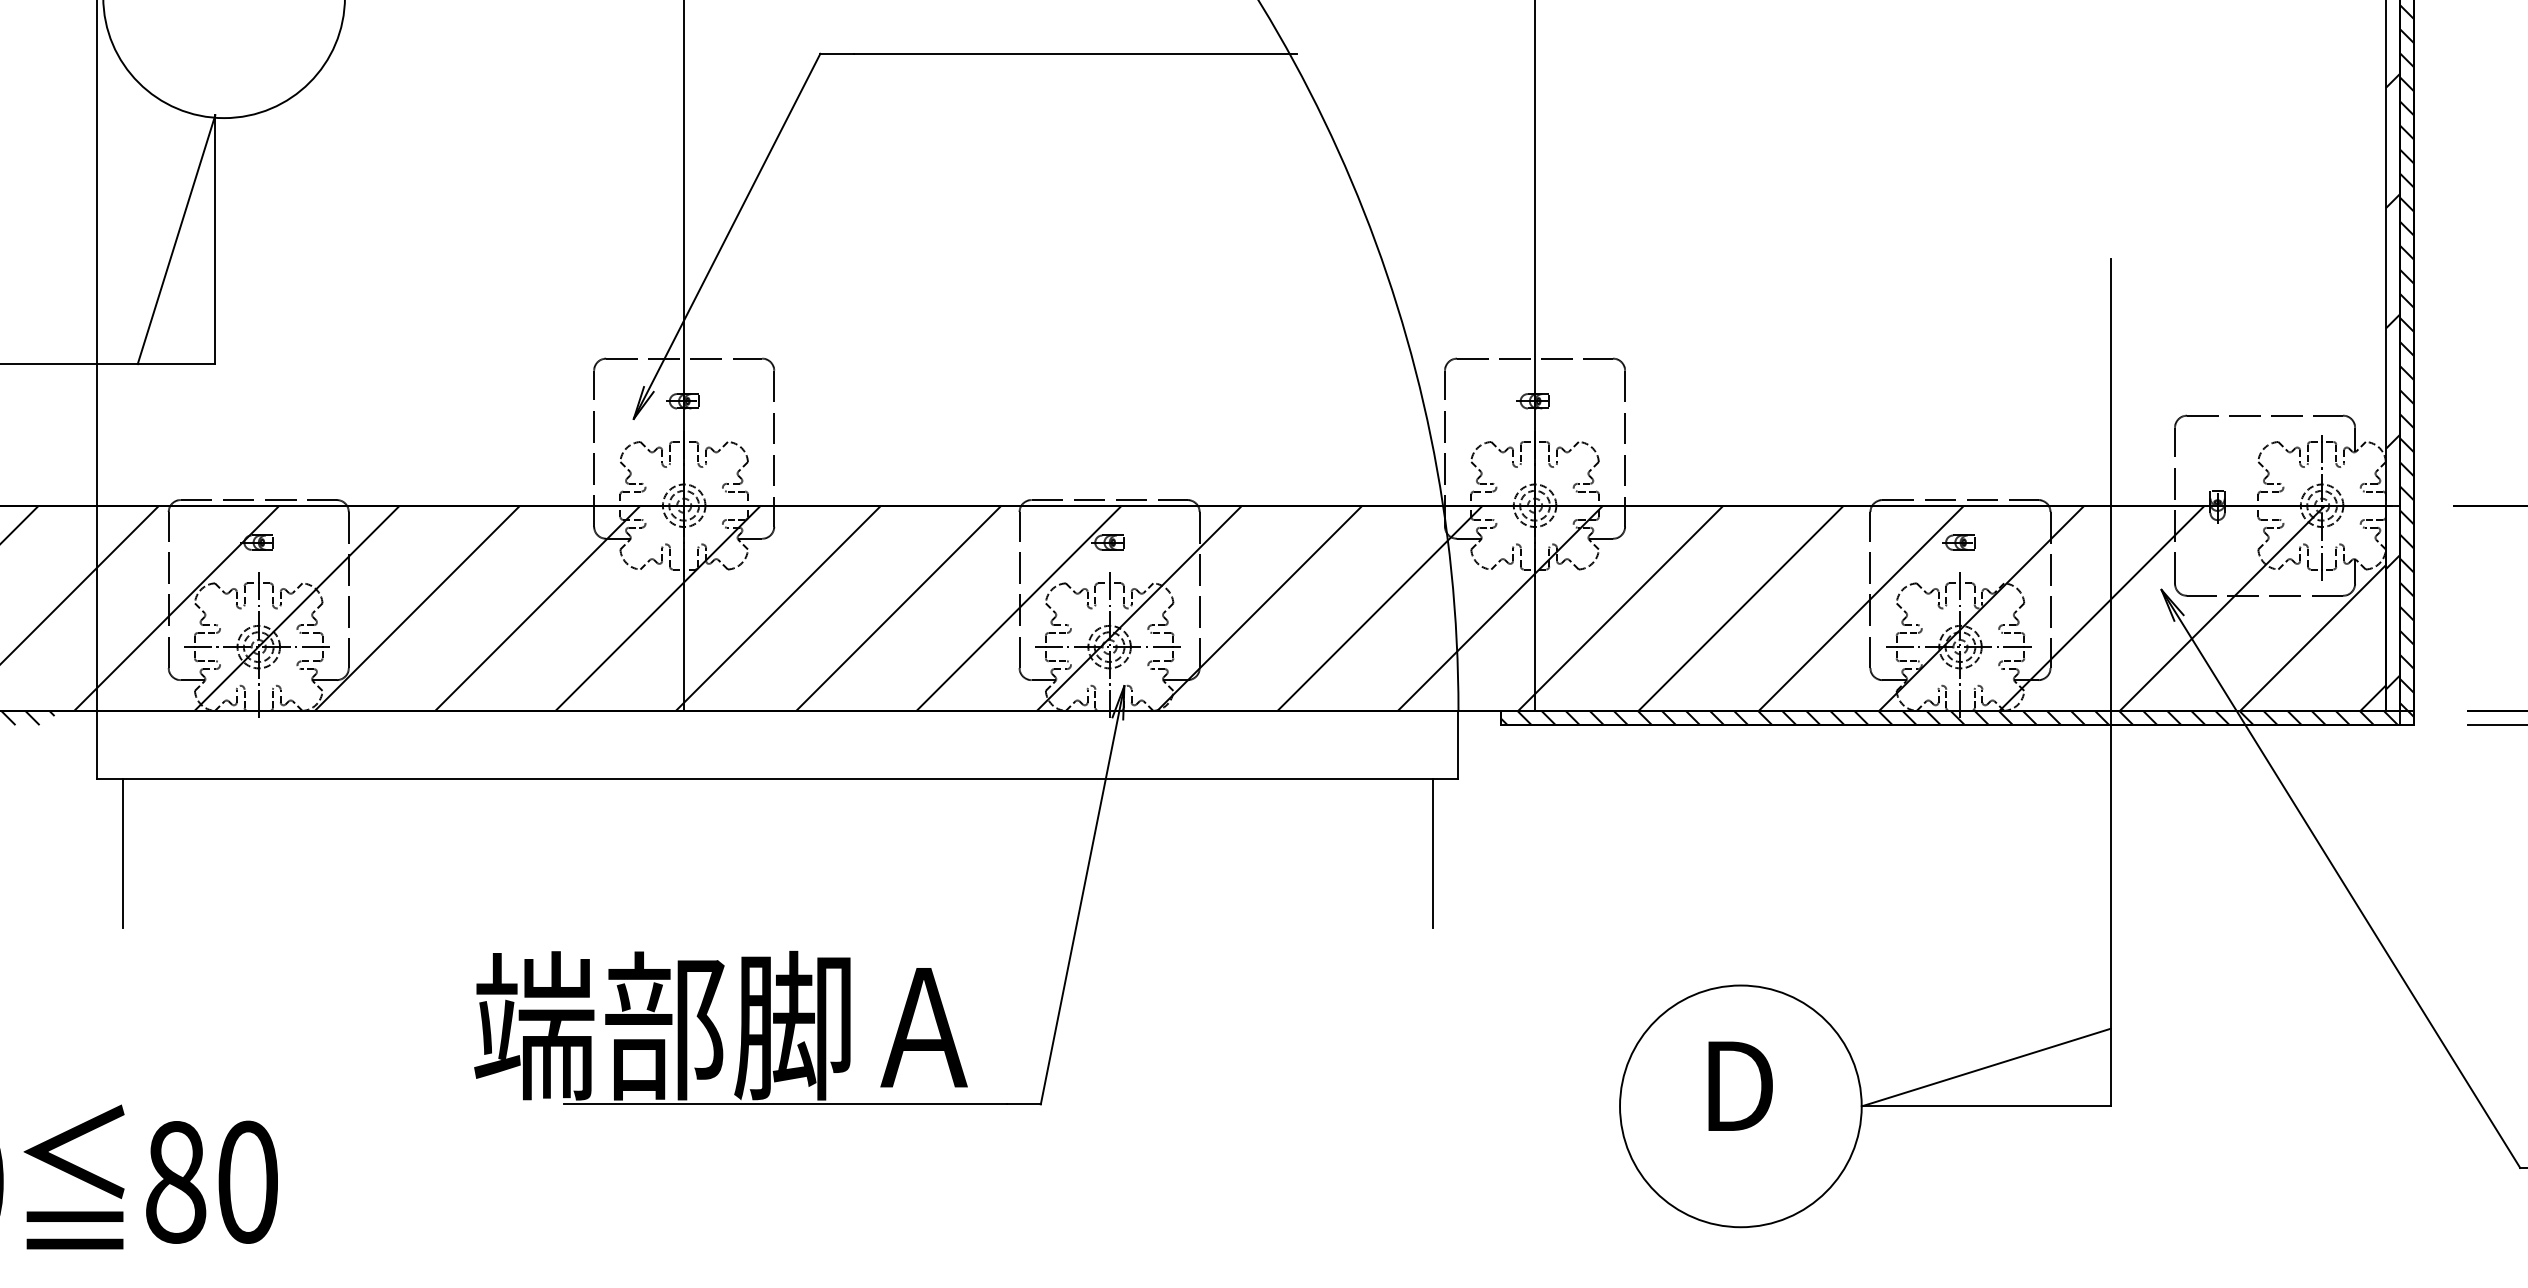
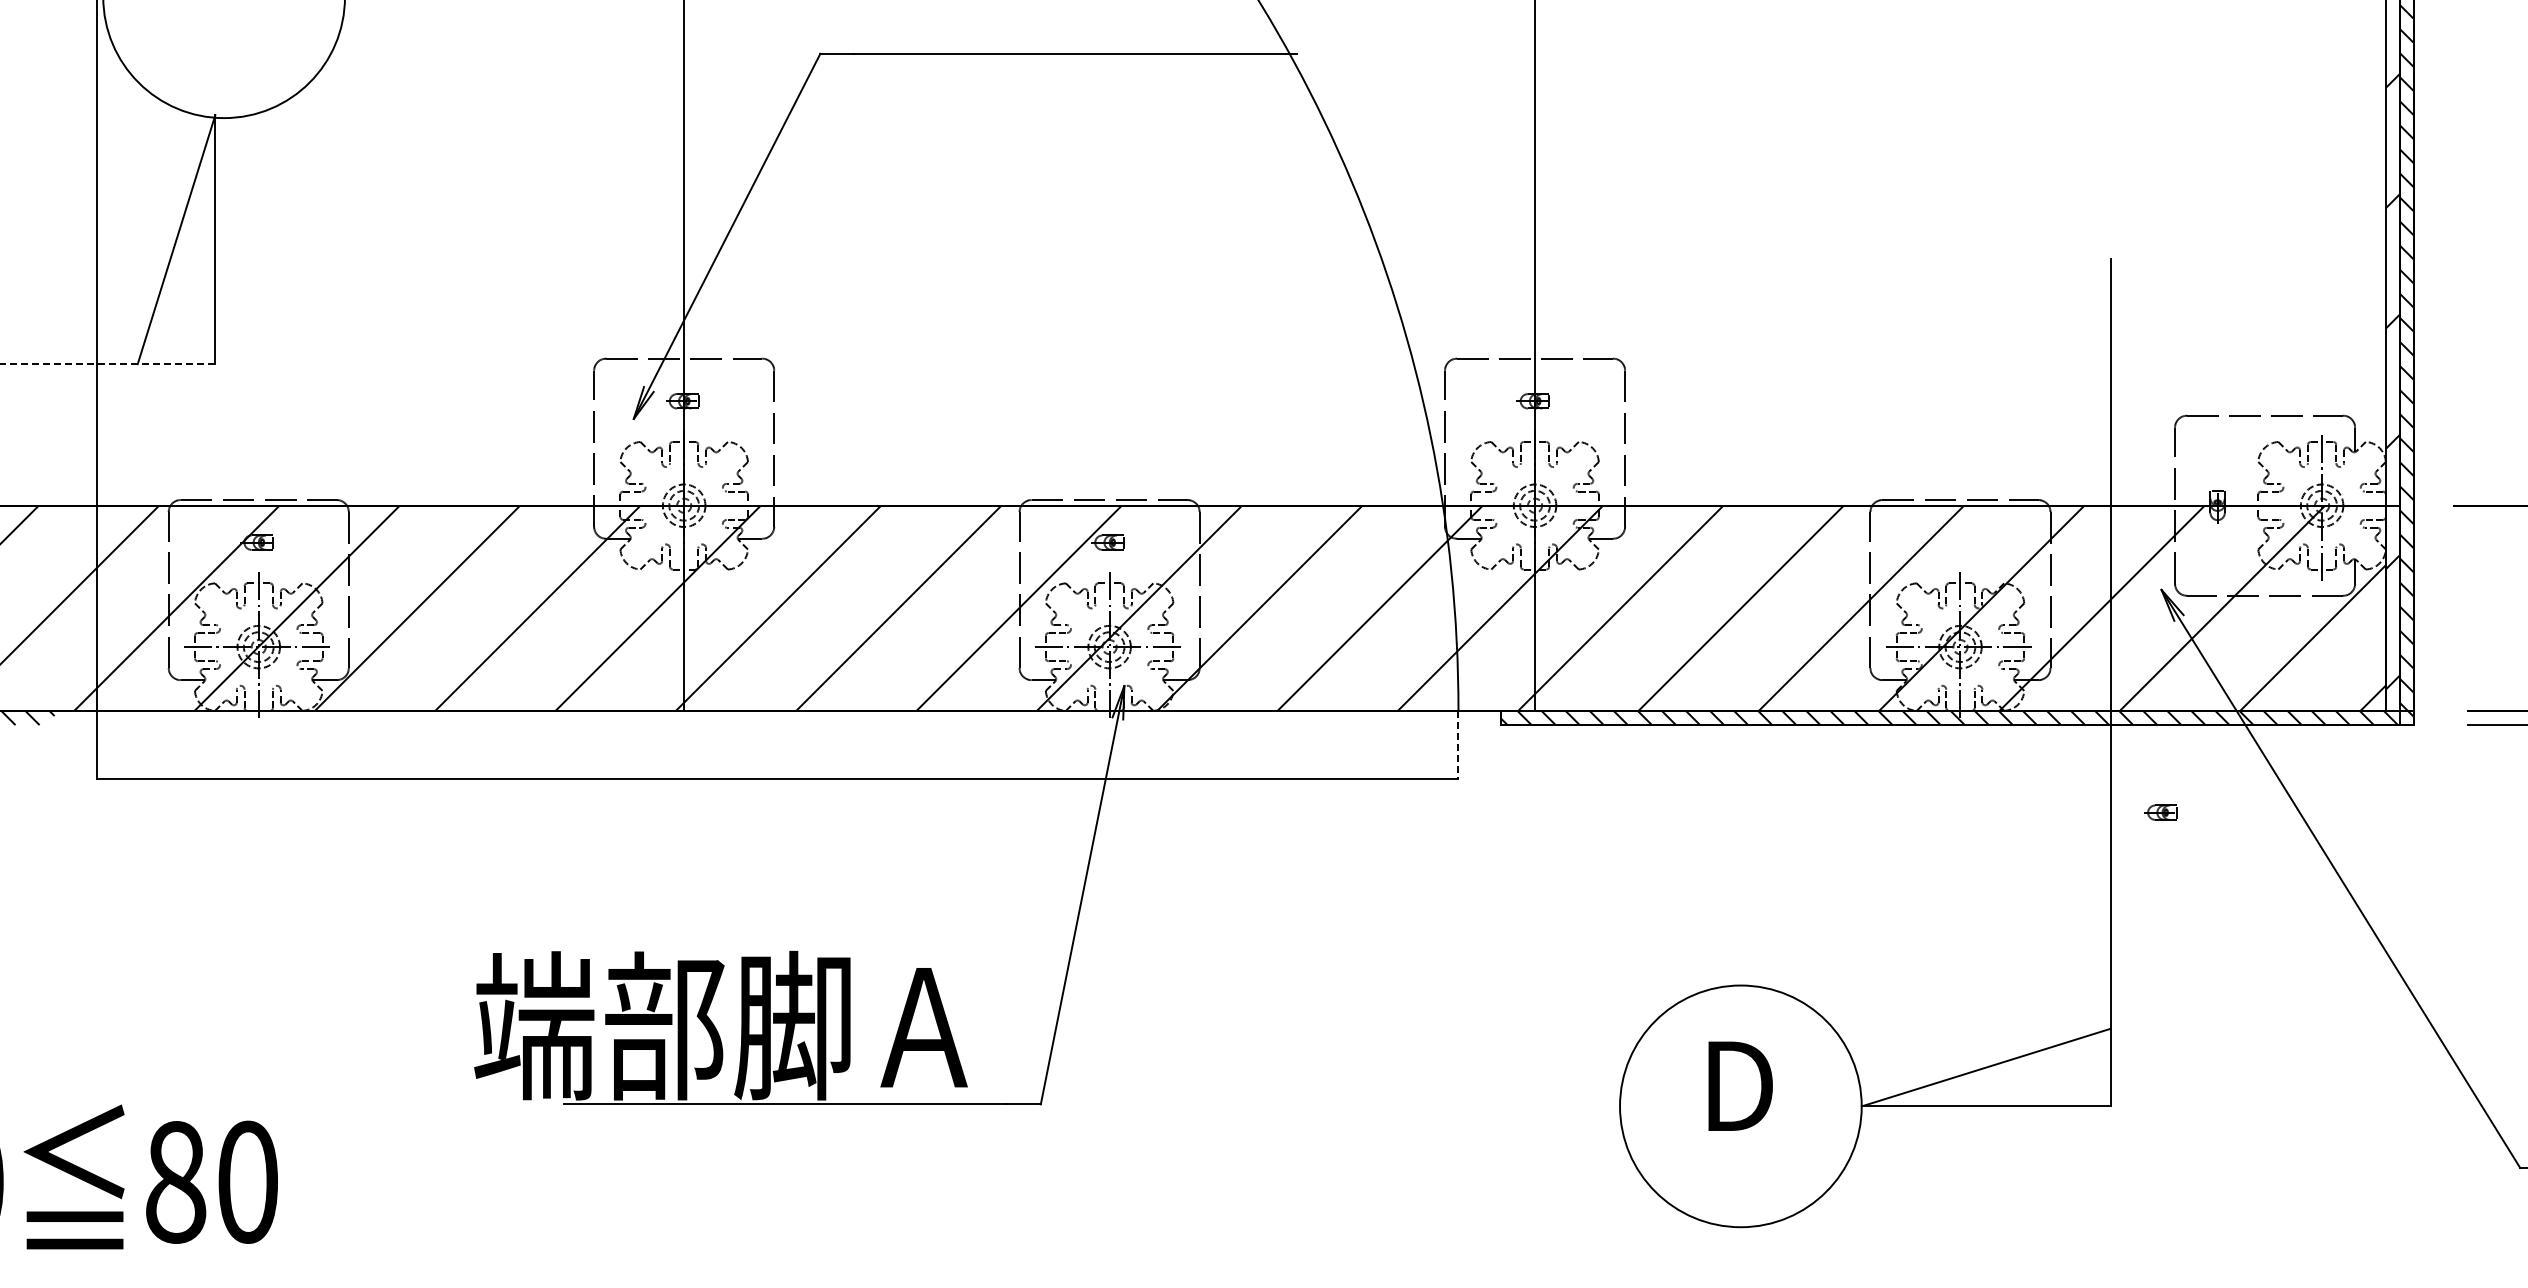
line: solid -> dashed (107, 364)
part position: (1958, 542) -> (2160, 812) (2160, 812)
line: solid -> dashed (1458, 745)
line: present -> none (122, 853)
line: present -> none (1432, 853)
